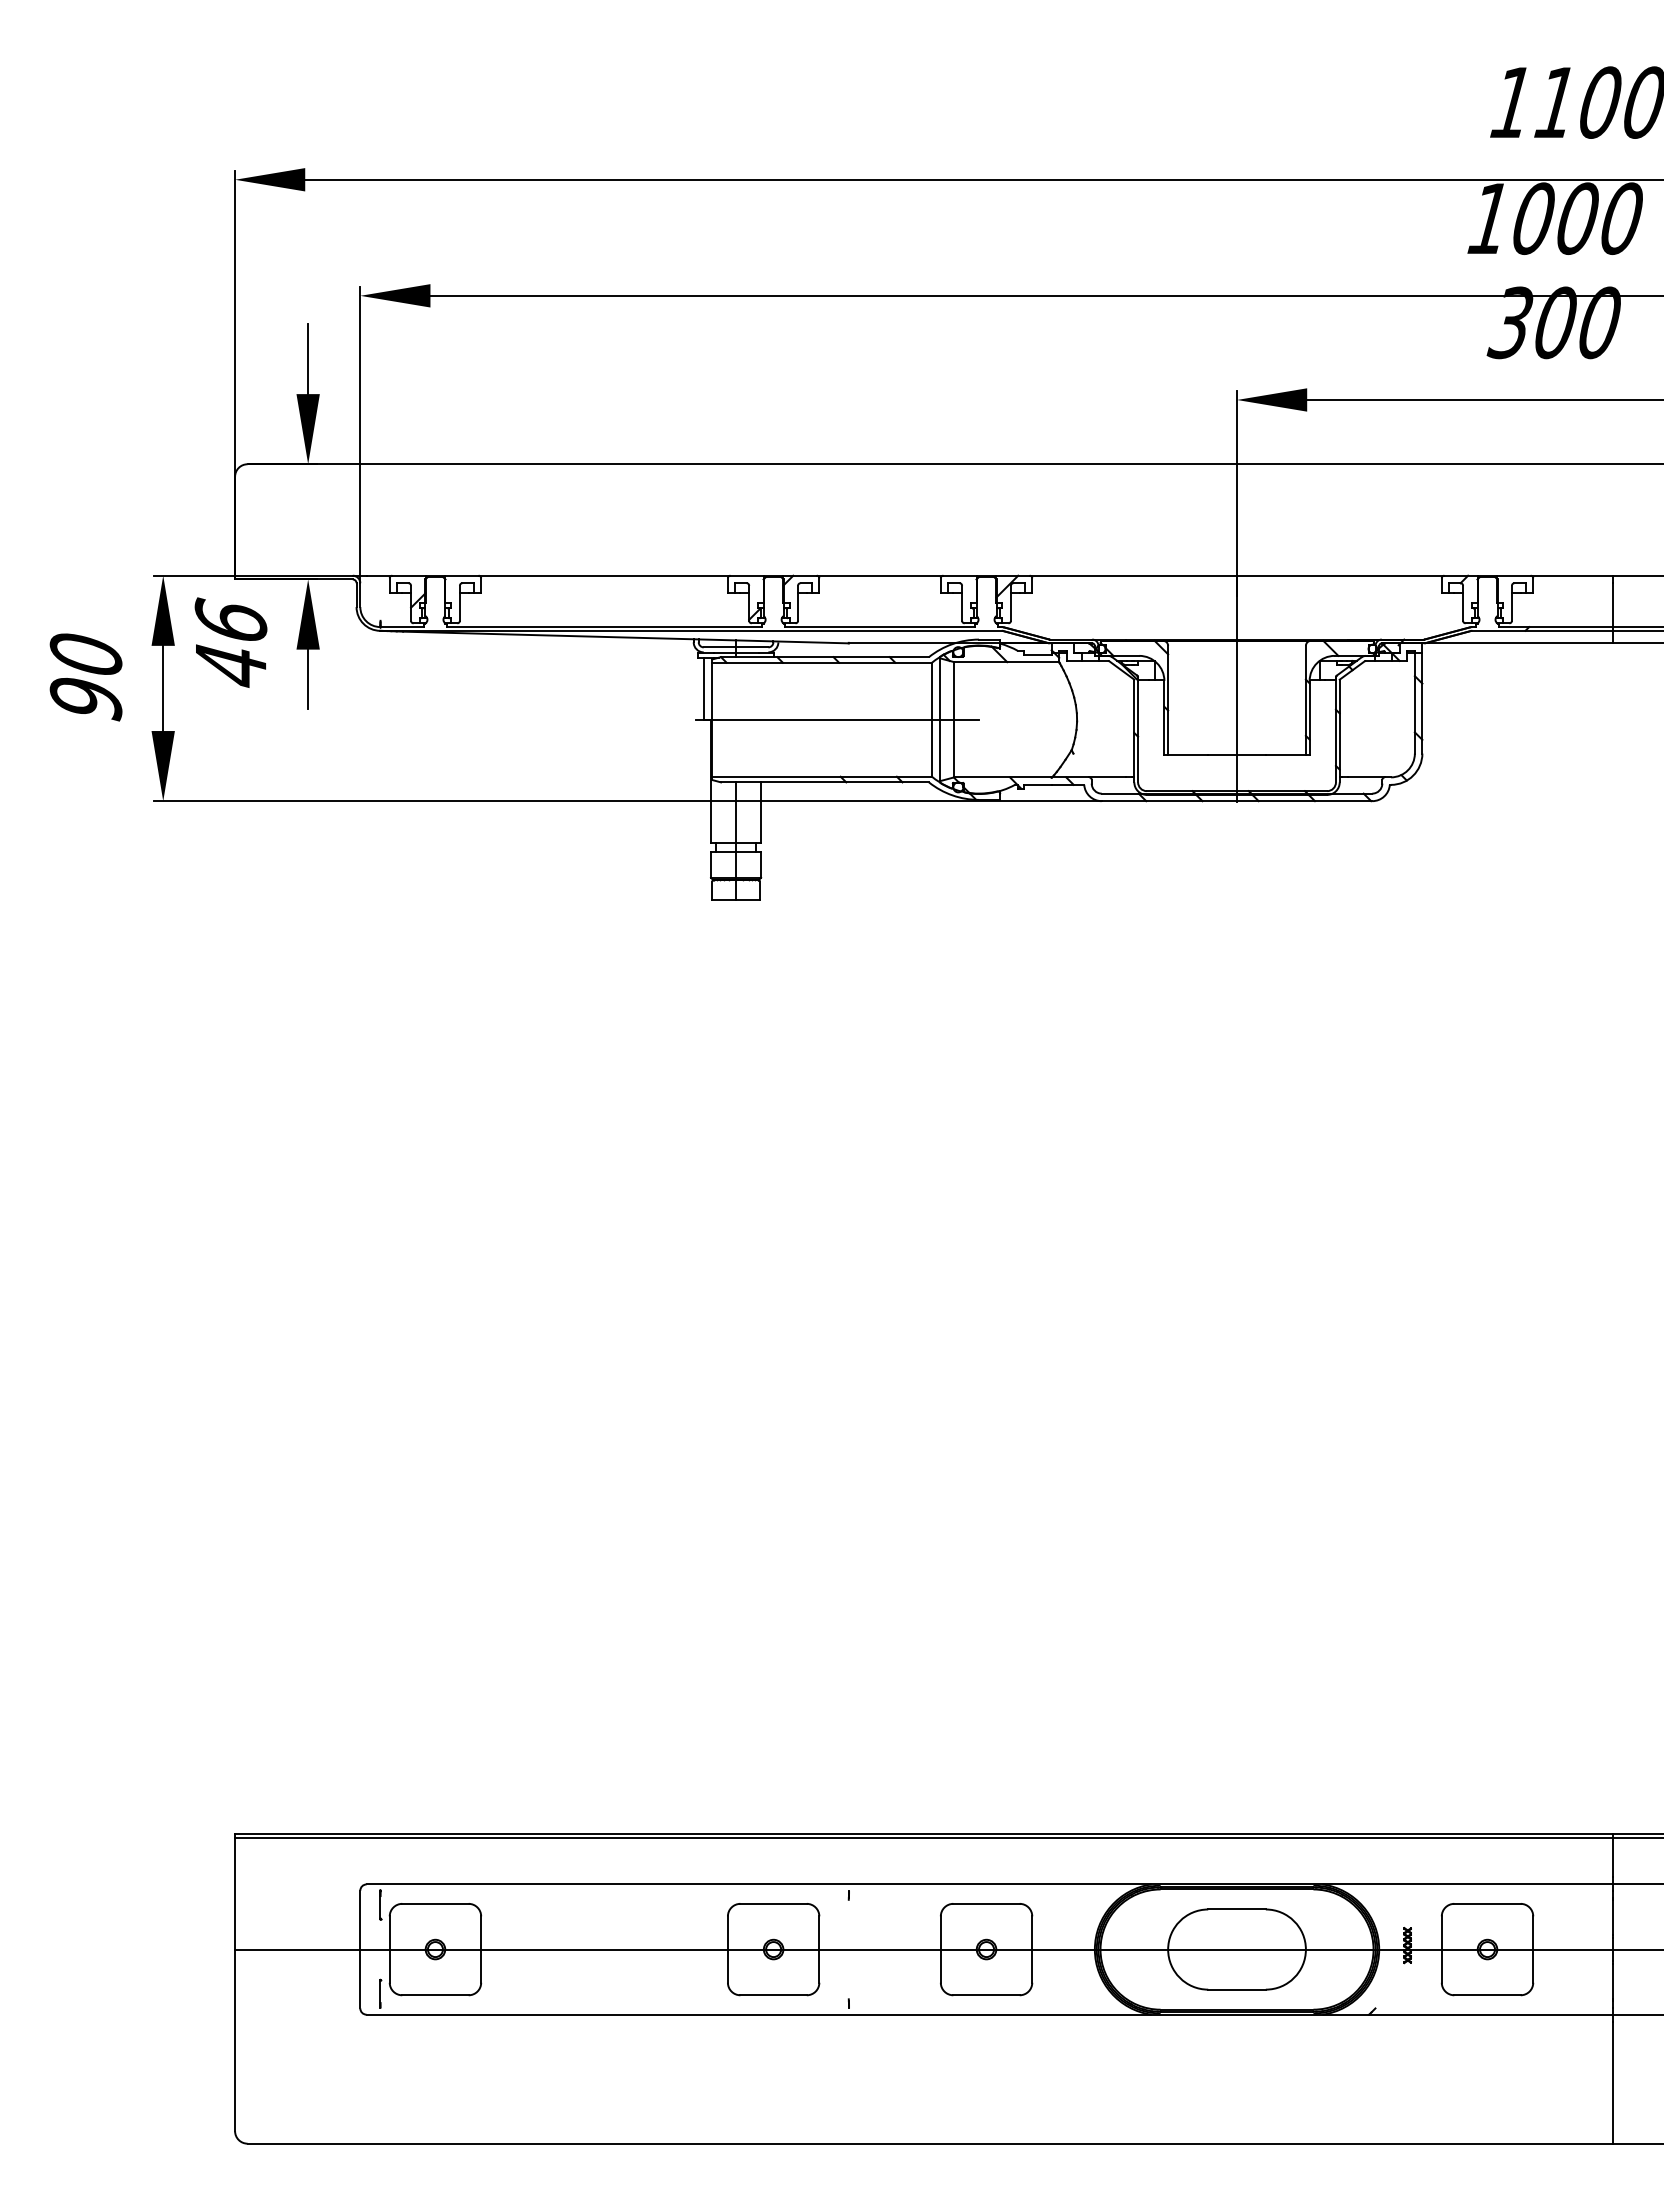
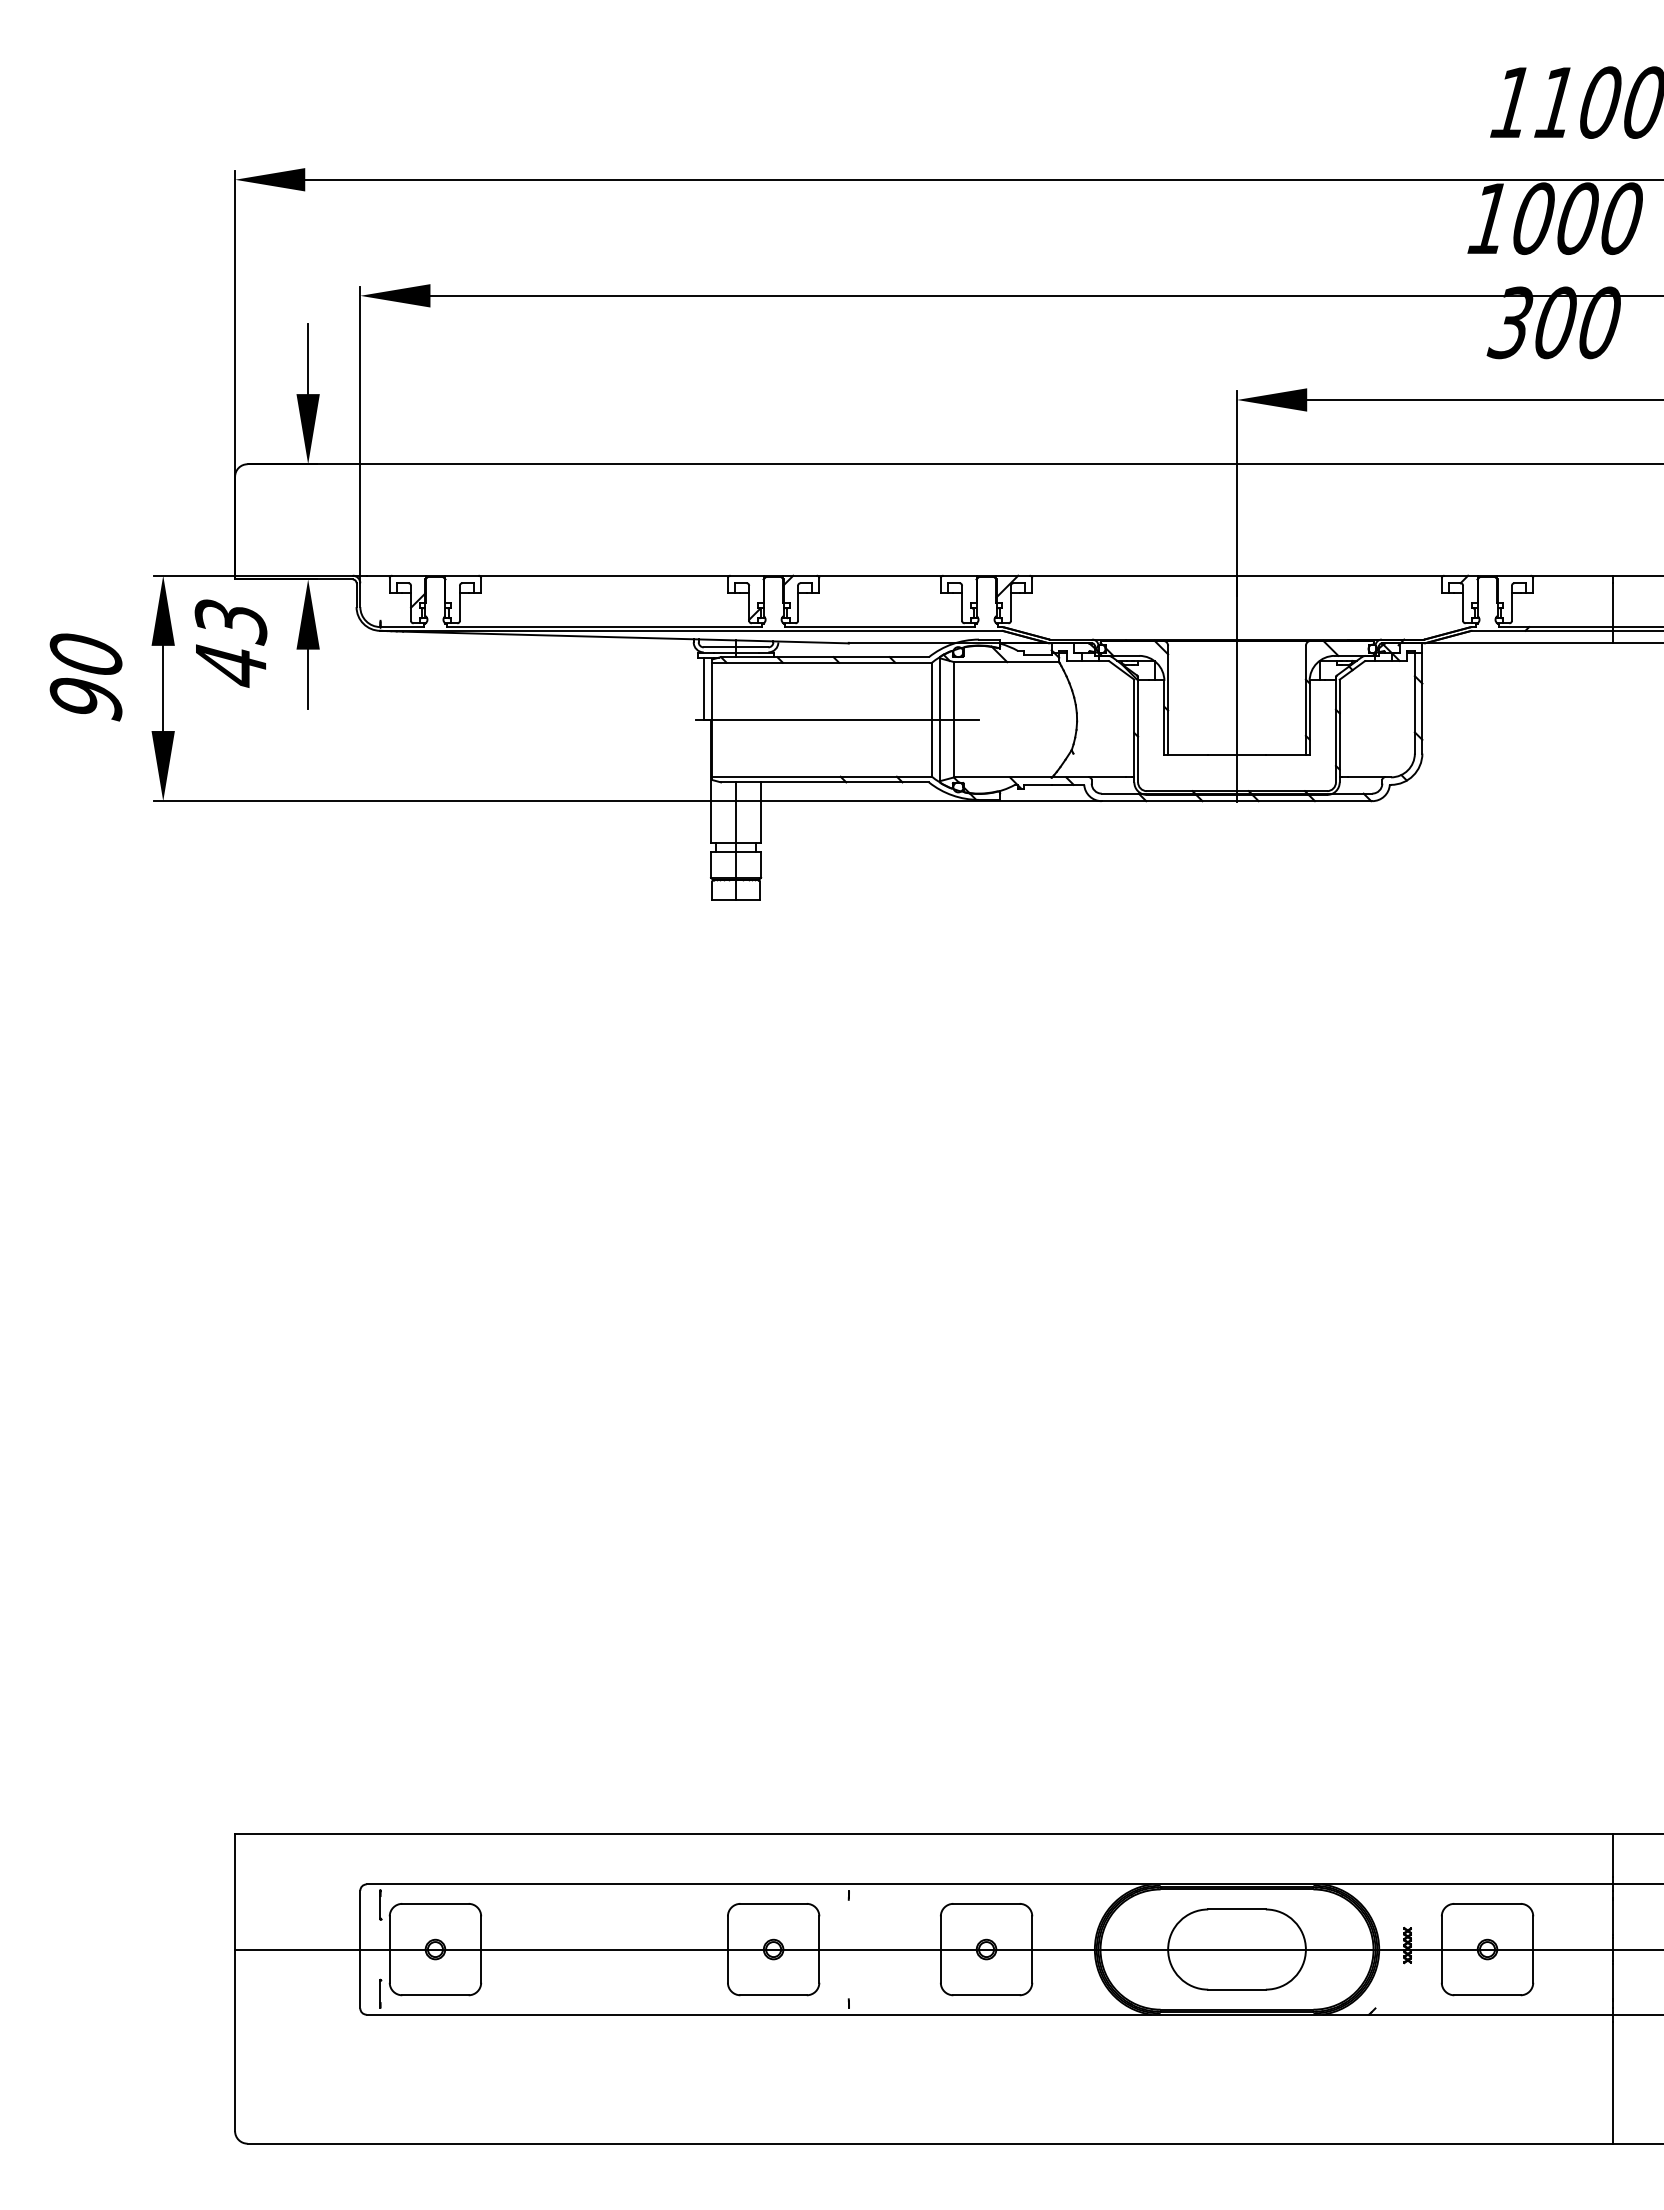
text: 46 -> 43 (230, 621)
line: present -> none (947, 1838)
